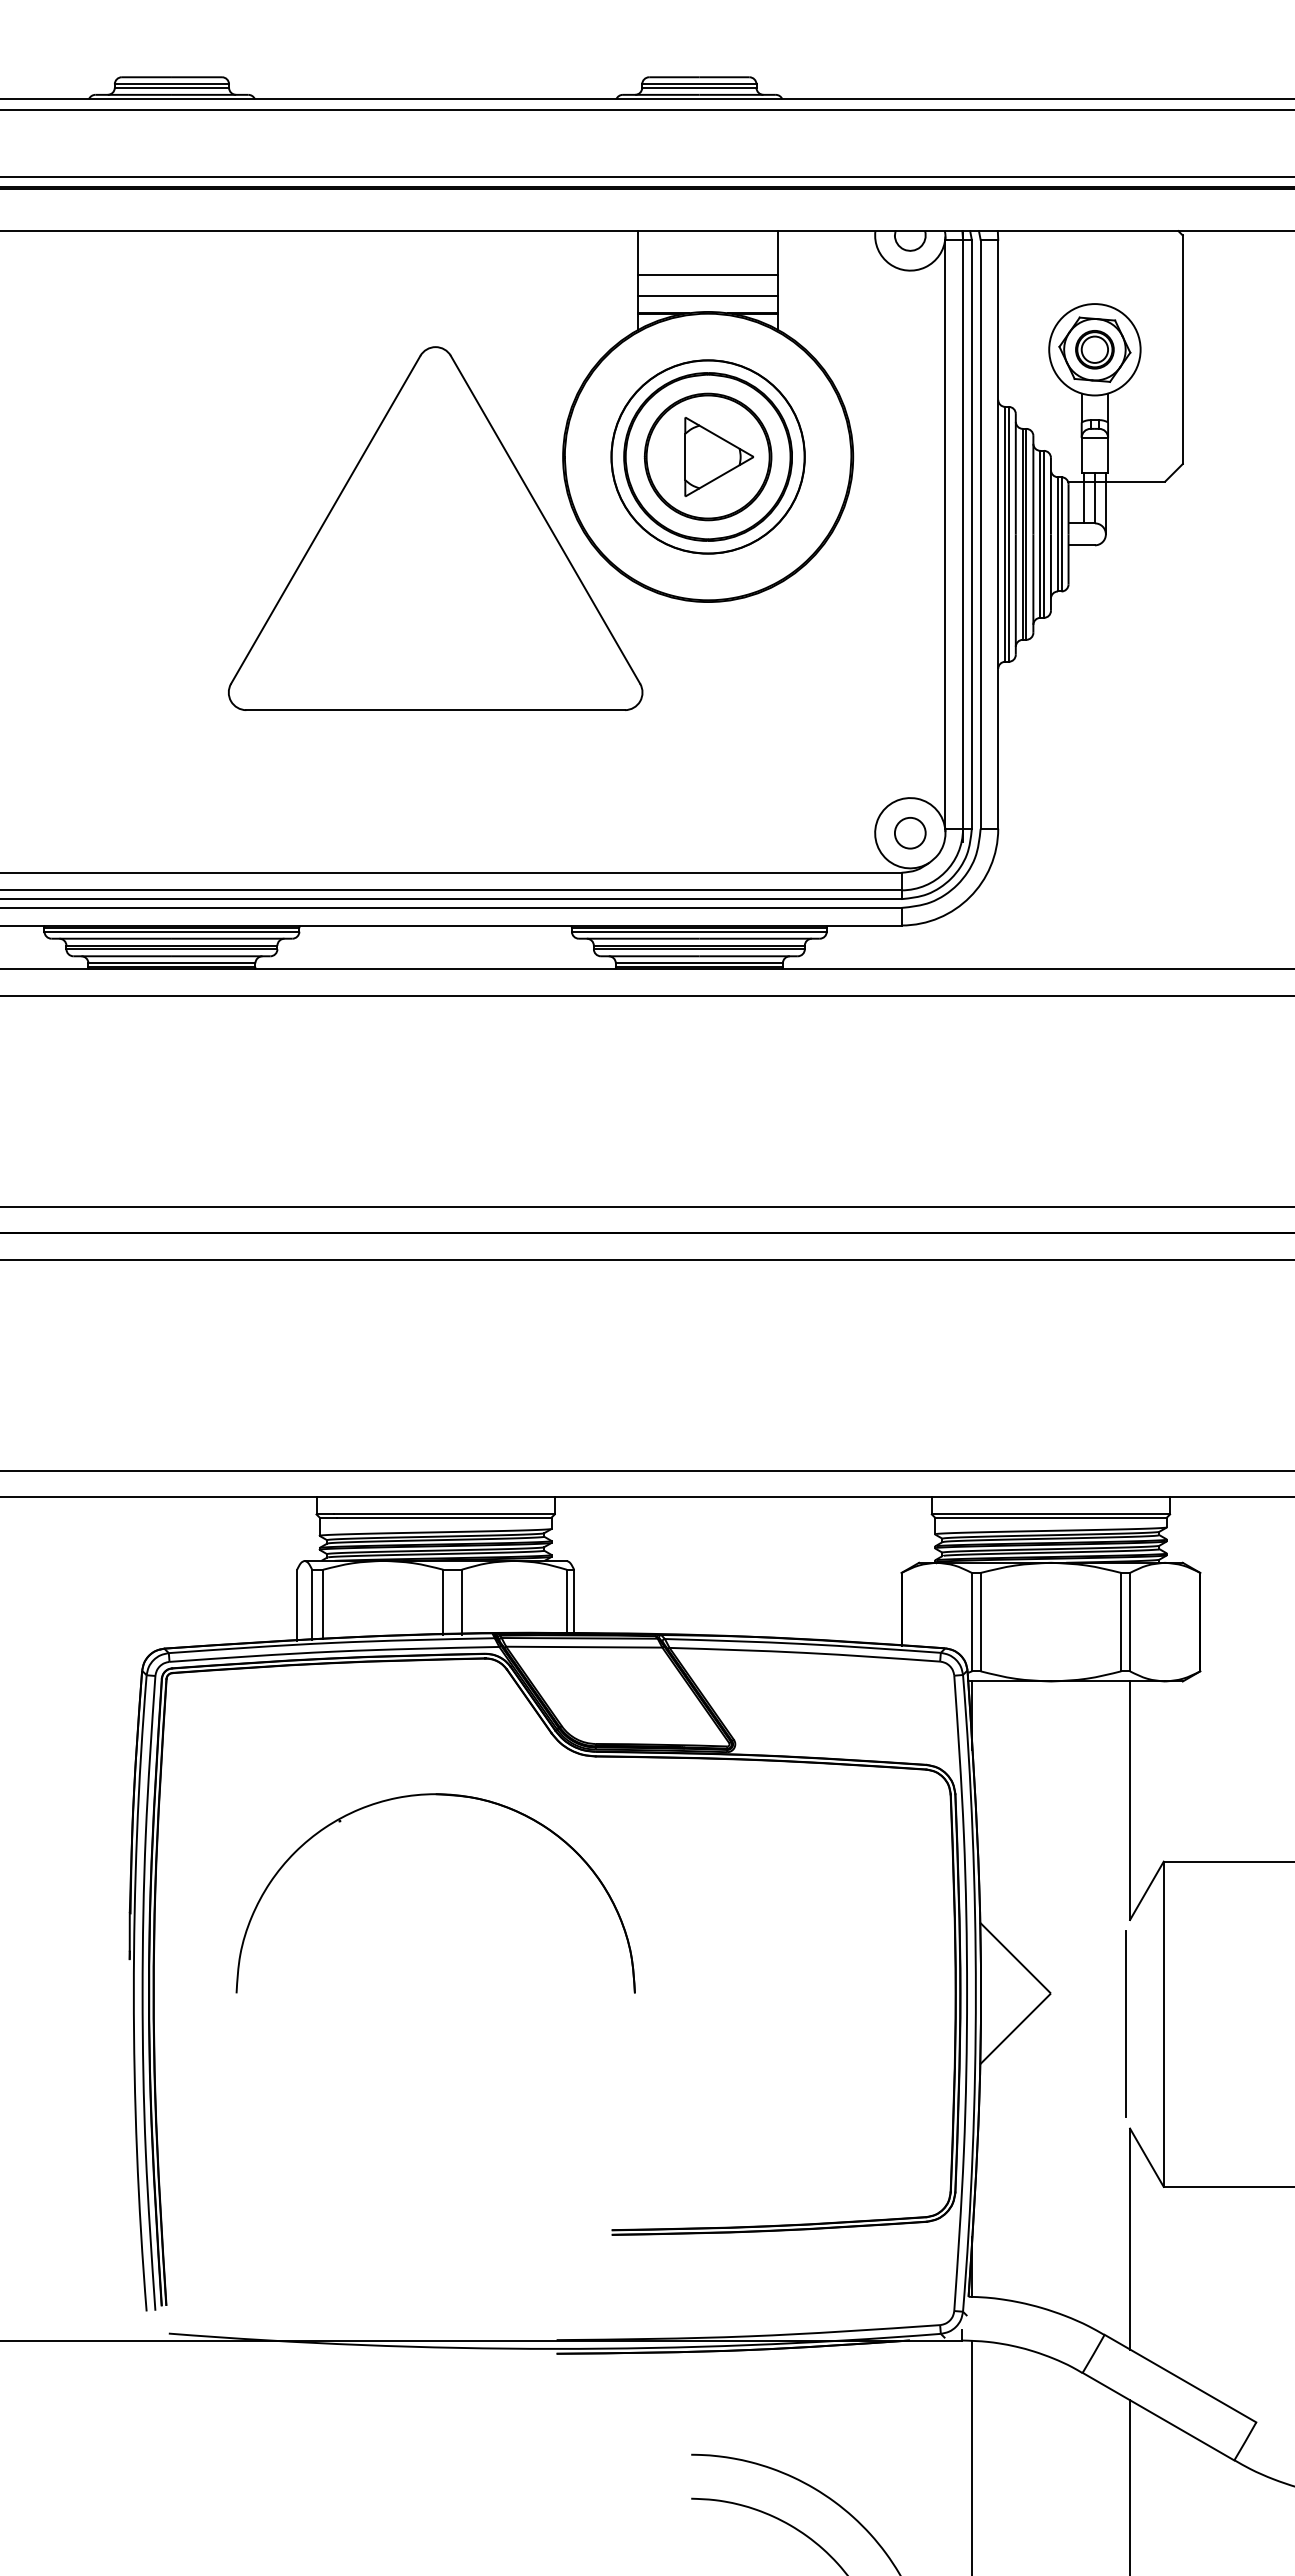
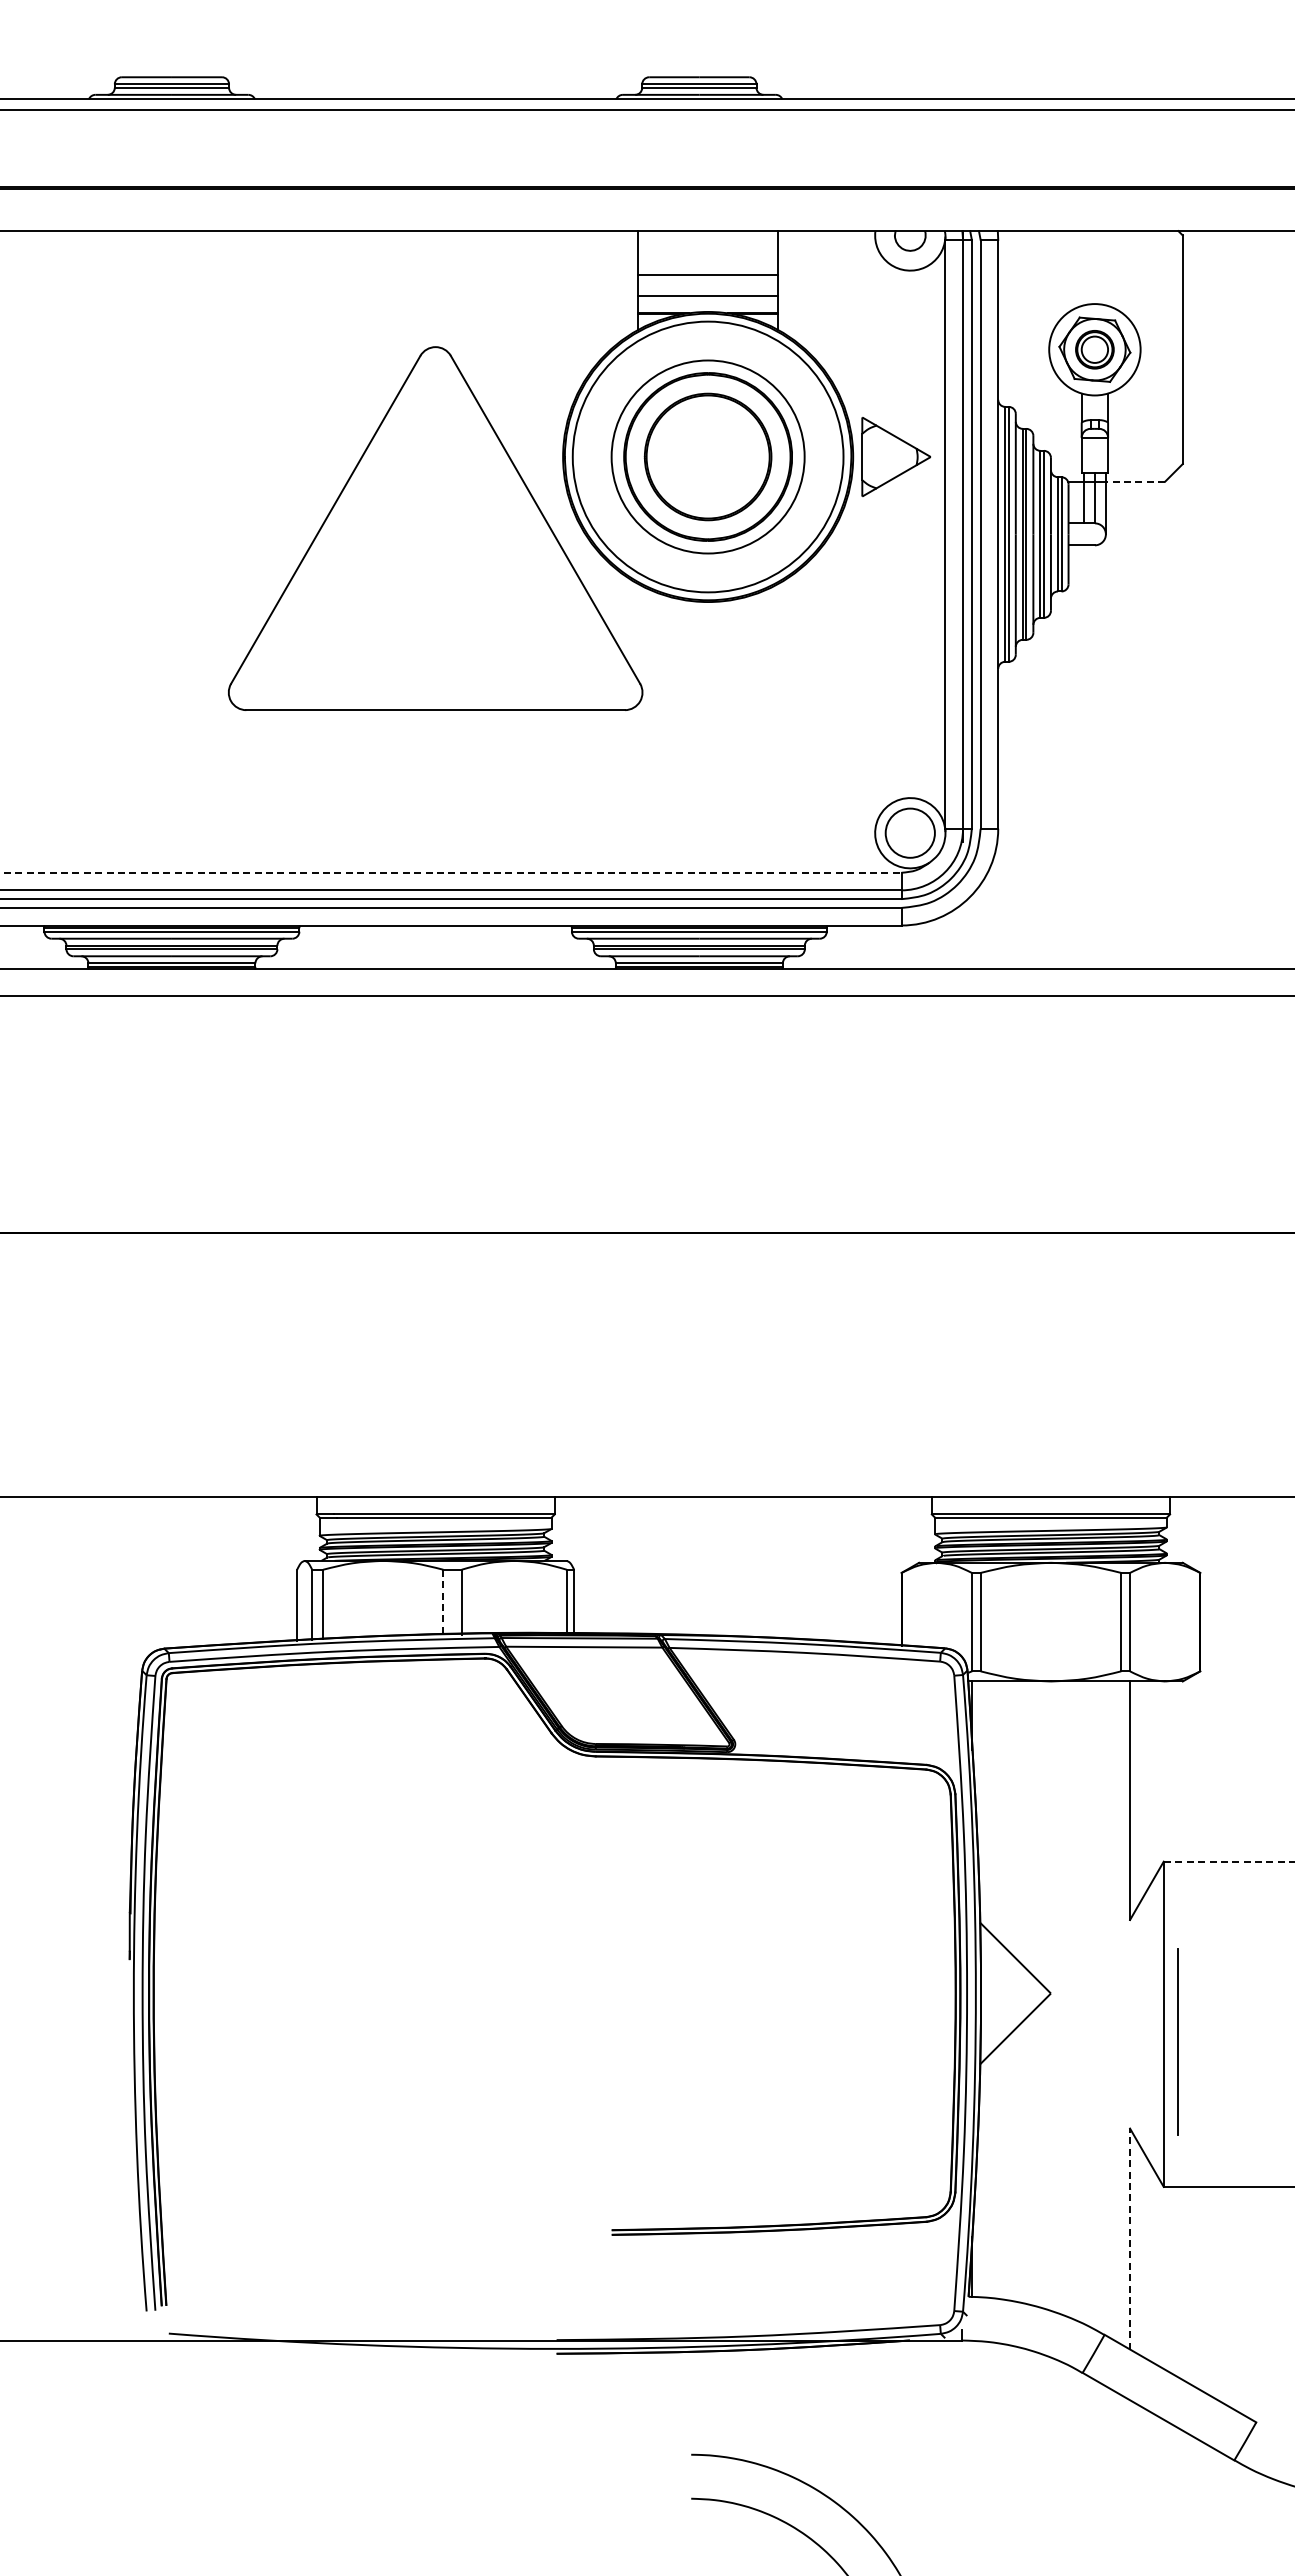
line: present -> none (646, 176)
circle diameter: 193 px -> 271 px (707, 456)
part position: (718, 456) -> (895, 456) (895, 456)
line: solid -> dashed (1135, 481)
circle diameter: 31 px -> 49 px (909, 832)
line: solid -> dashed (451, 872)
line: present -> none (646, 1206)
line: present -> none (646, 1259)
line: present -> none (646, 1470)
line: solid -> dashed (443, 1602)
part: present -> none (435, 1795)
line: solid -> dashed (1228, 1861)
line position: (1125, 2023) -> (1177, 2041) (1177, 2041)
line: solid -> dashed (1130, 2238)
line: present -> none (971, 2456)
line: present -> none (1130, 2486)
